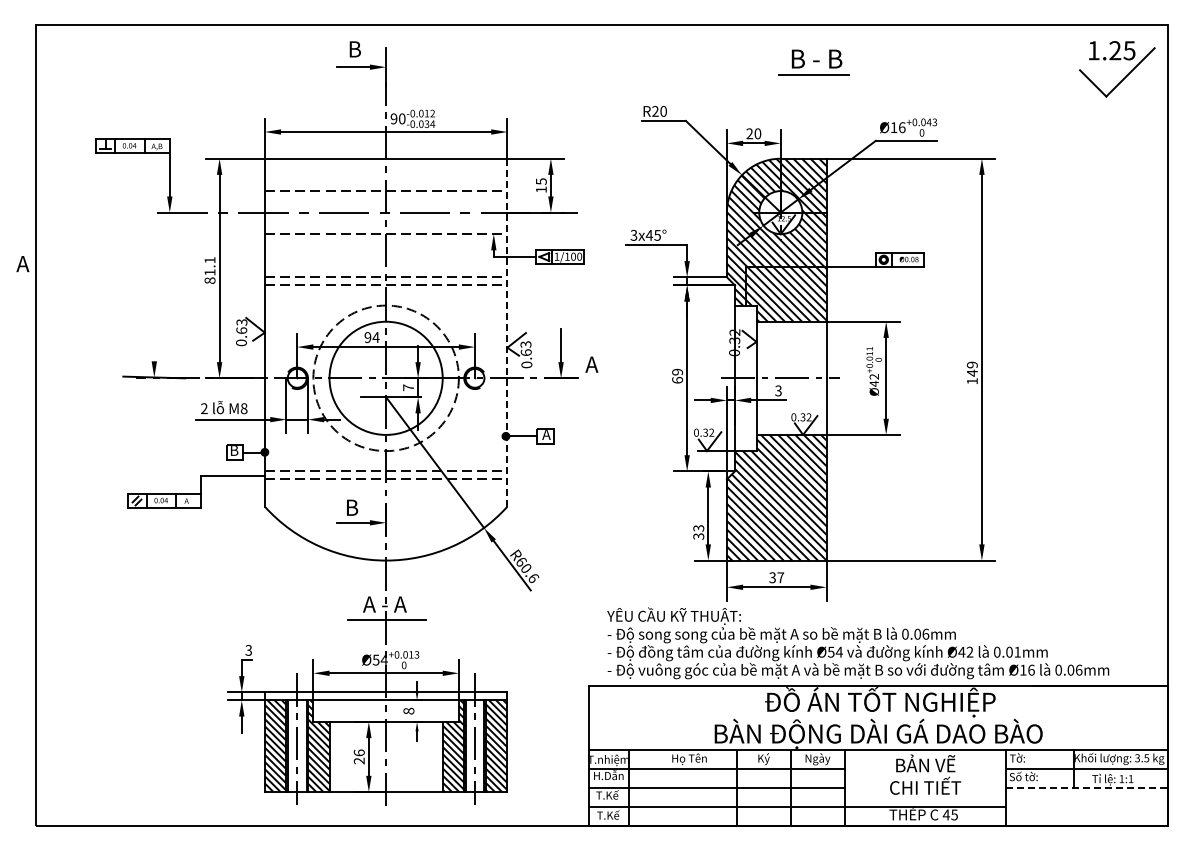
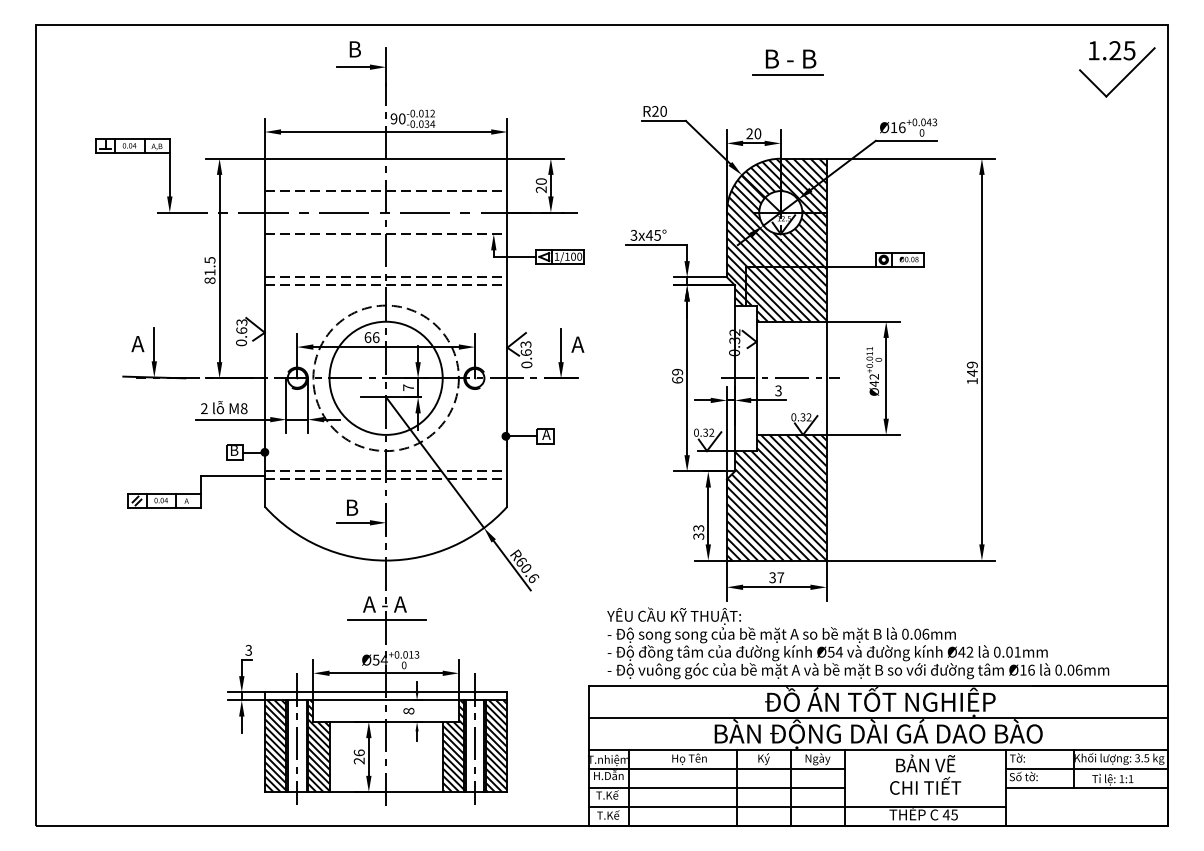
part position: (813, 62) -> (787, 62) (787, 62)
text: 15 -> 20 (540, 185)
text: 81.1 -> 81.5 (209, 260)
text position: (22, 264) -> (137, 344) (137, 344)
line: dashed -> solid (507, 332)
text: 94 -> 66 (371, 337)
line: none -> present (154, 344)
text position: (591, 364) -> (577, 344) (577, 344)
line: none -> present (877, 717)
line: dashed -> solid (1087, 787)
